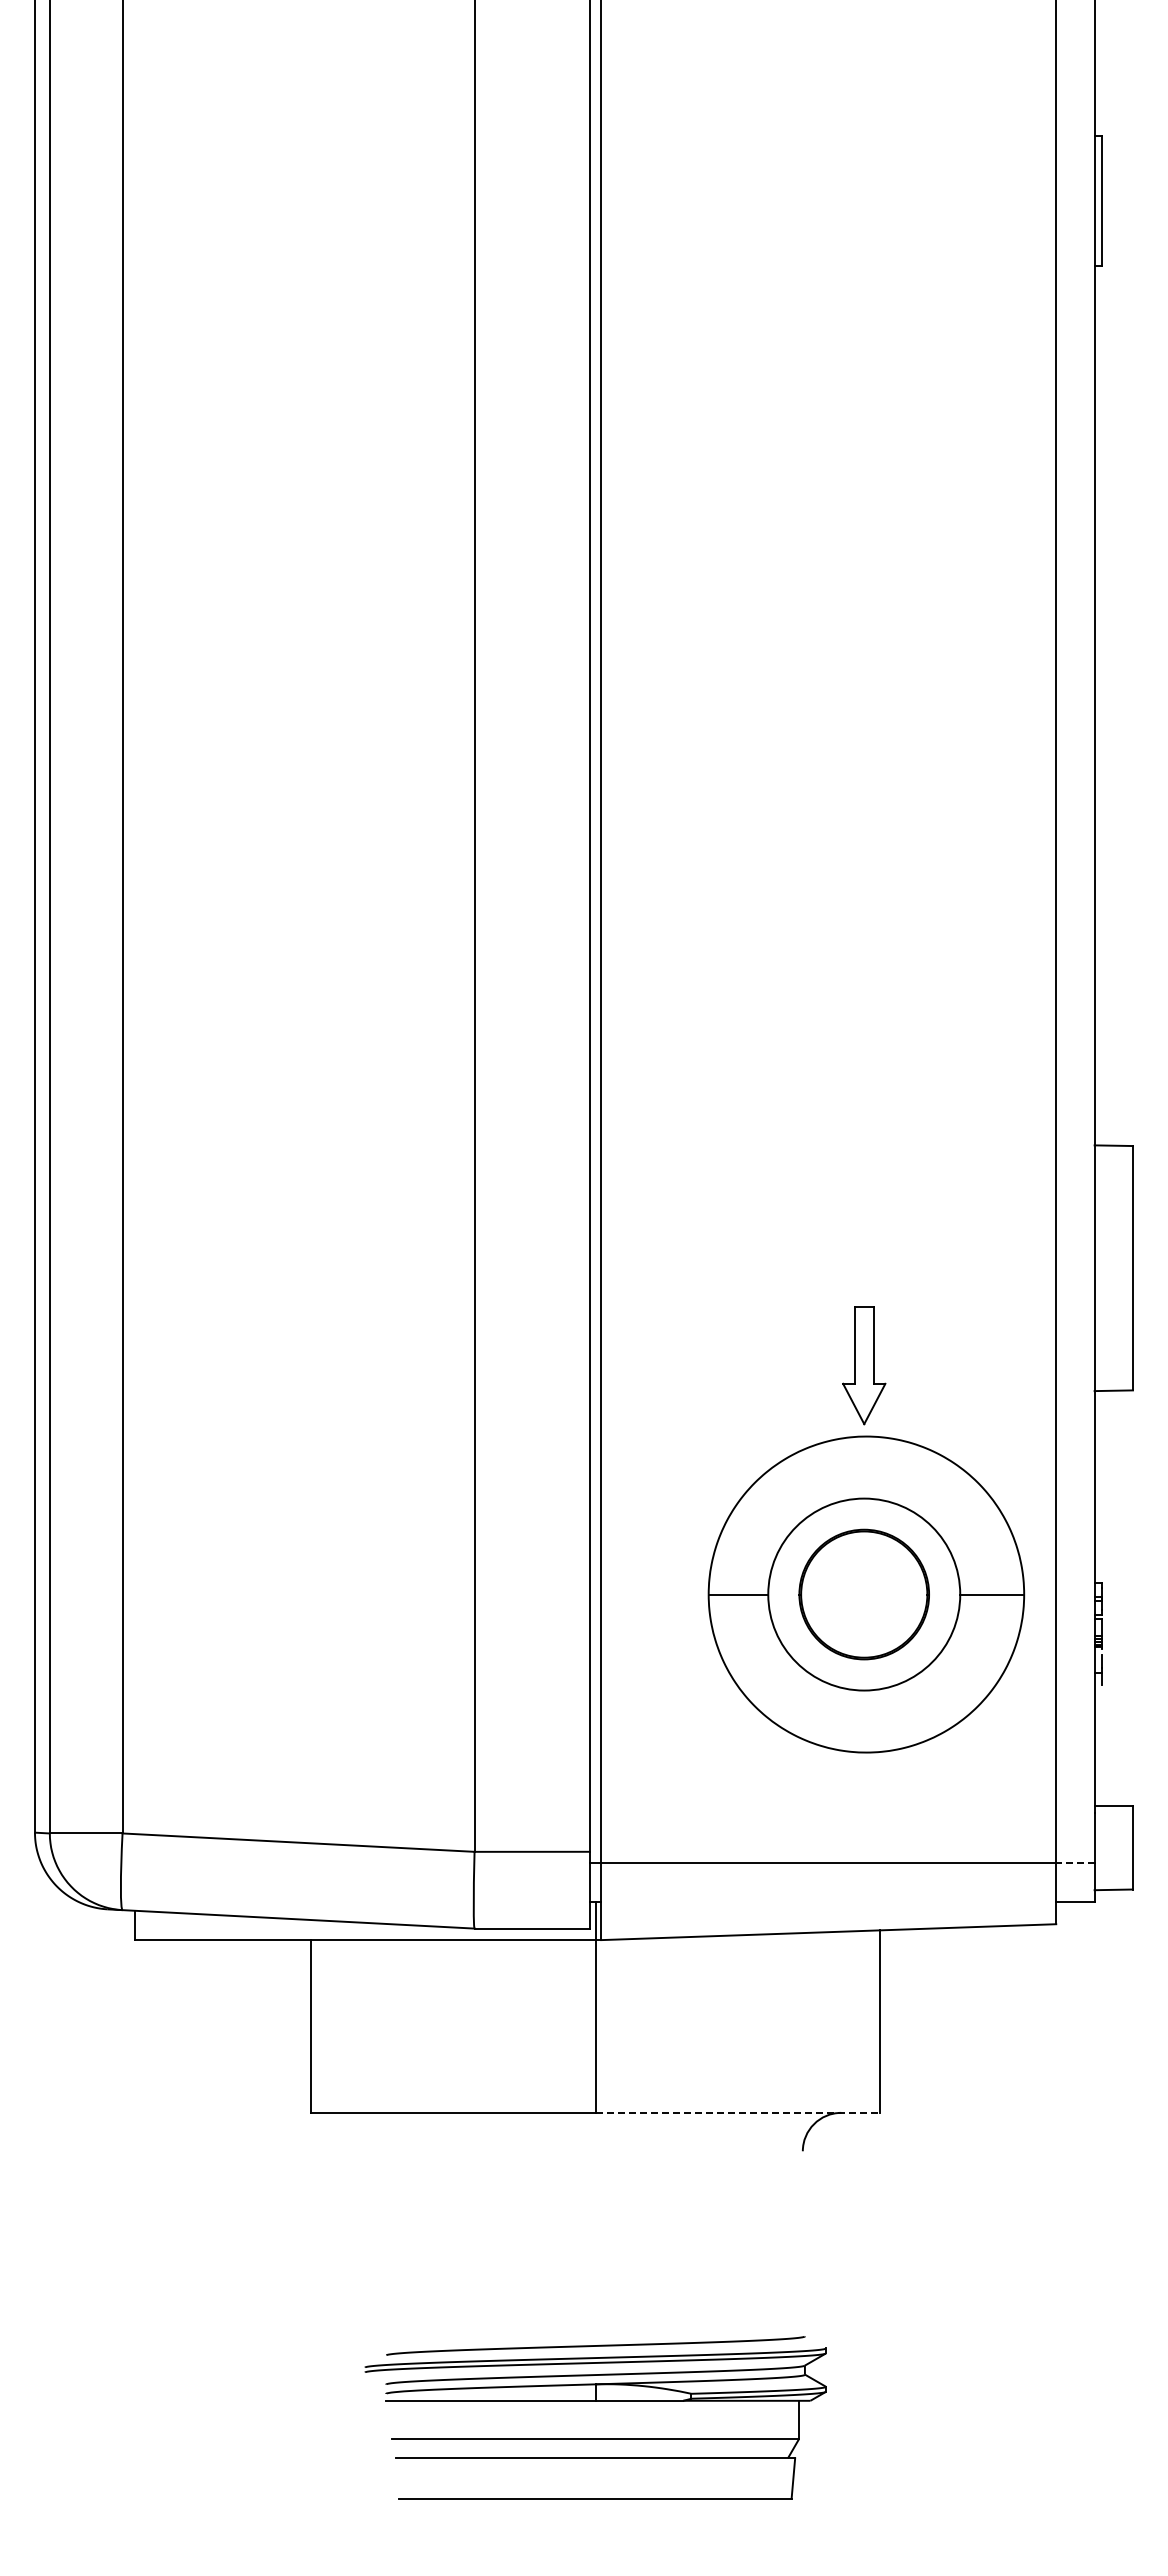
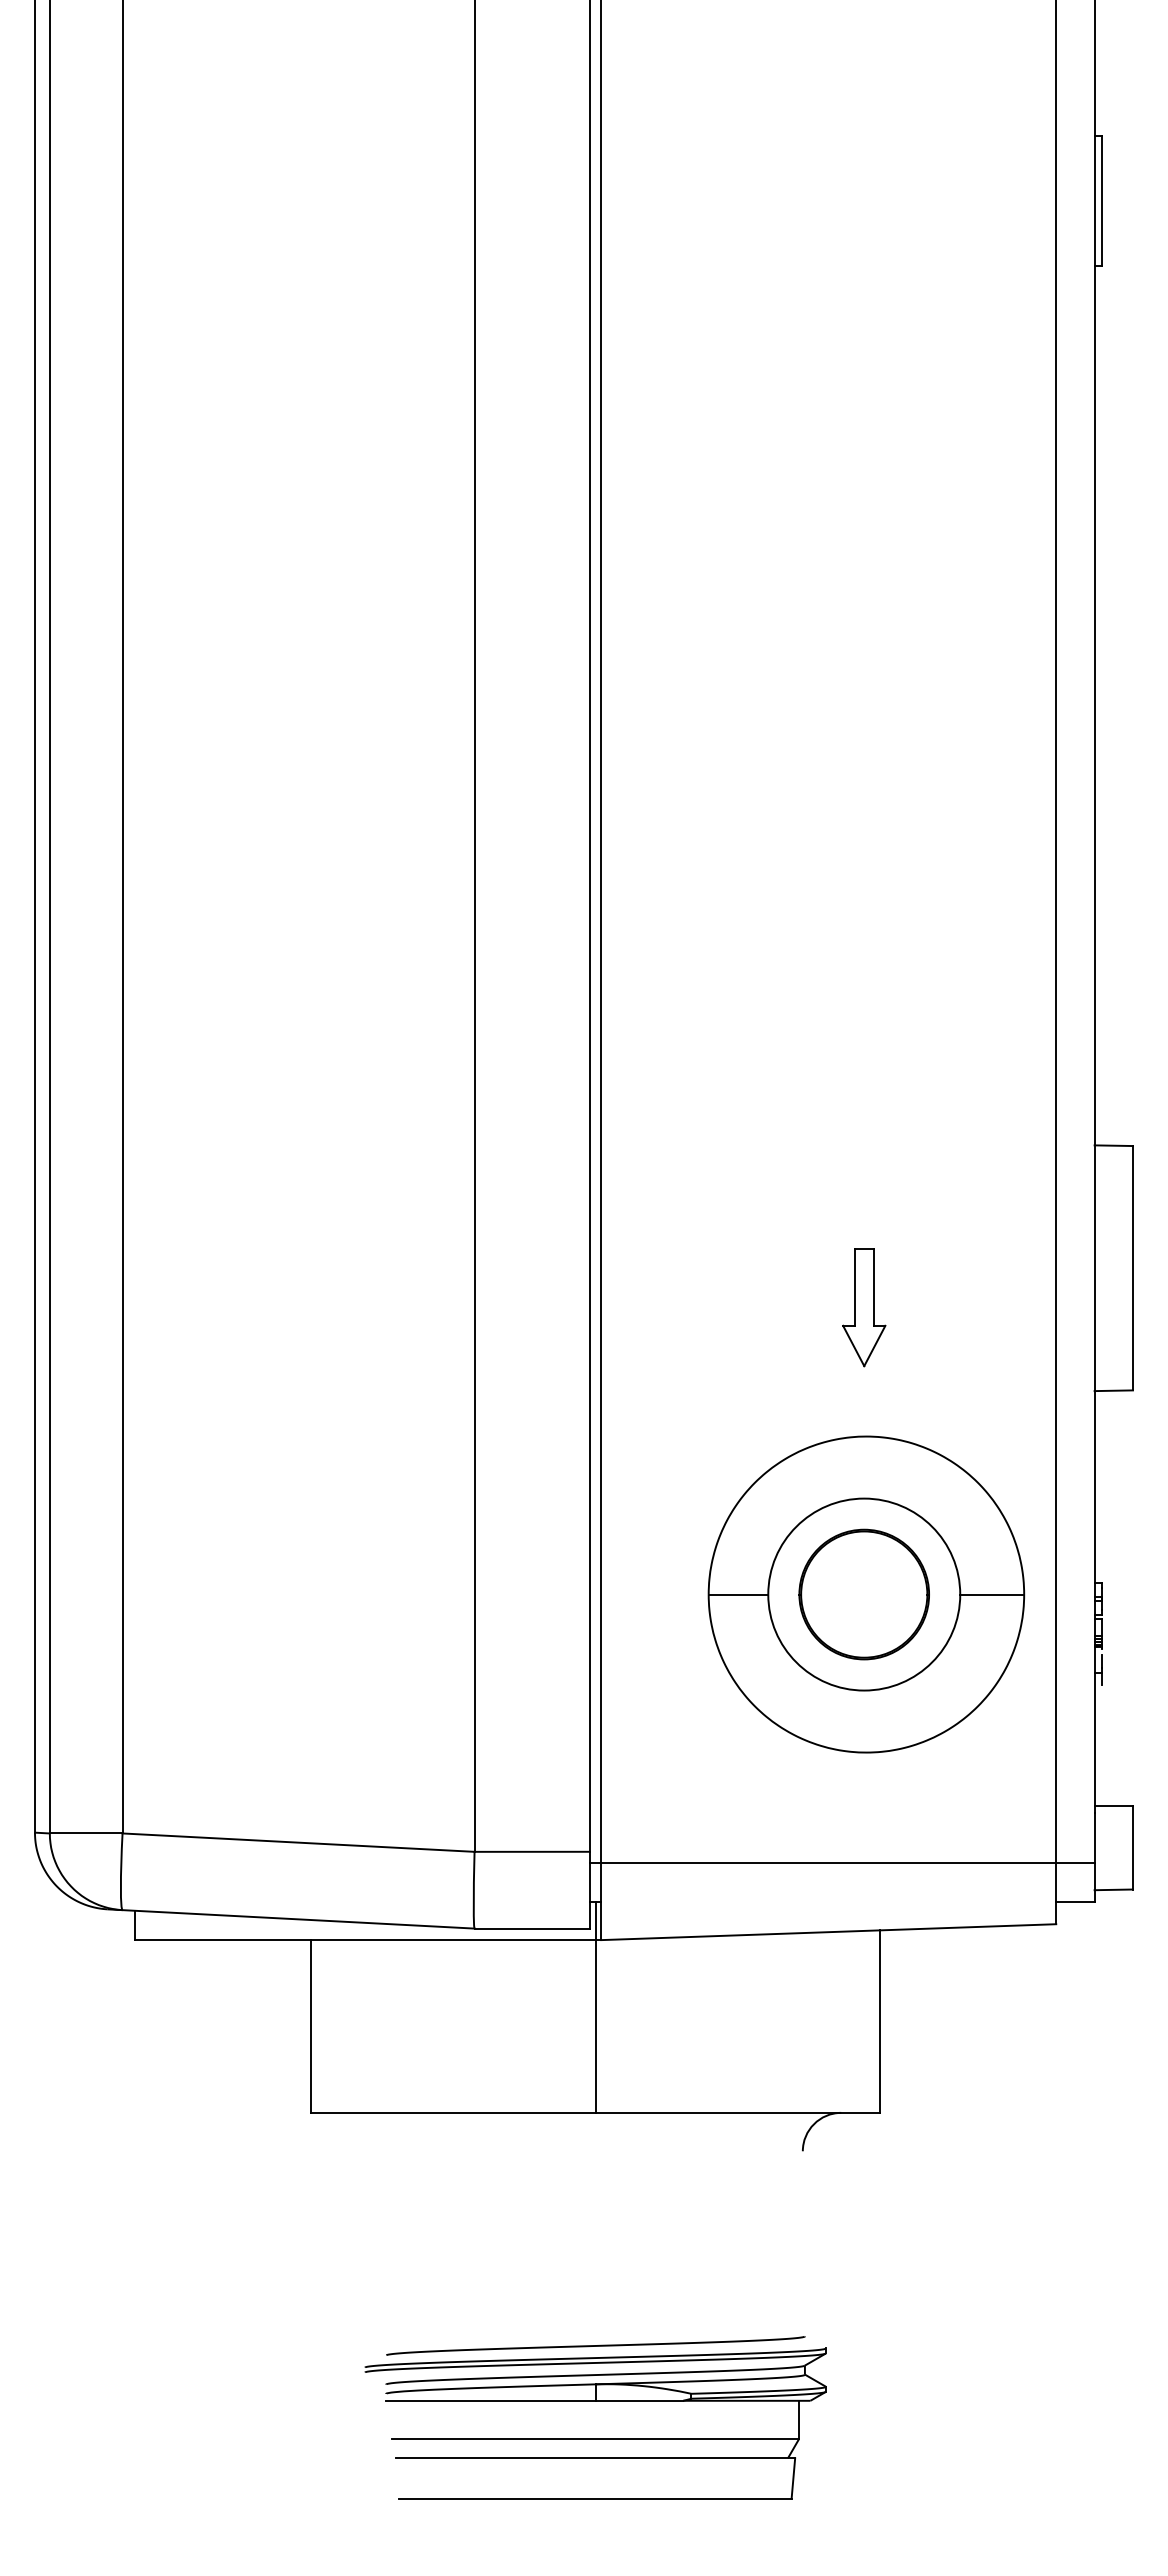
part position: (864, 1365) -> (864, 1307) (864, 1307)
line: dashed -> solid (1074, 1863)
line: dashed -> solid (738, 2112)
